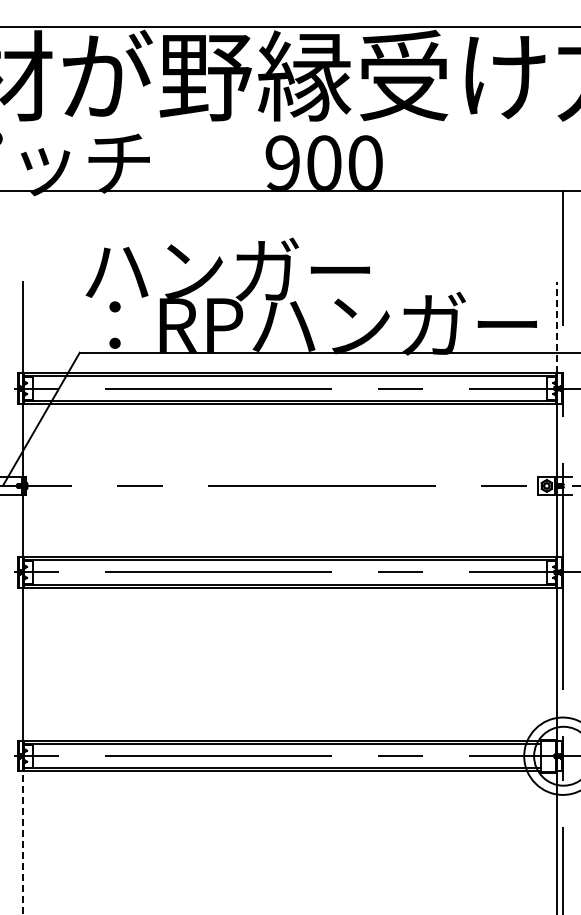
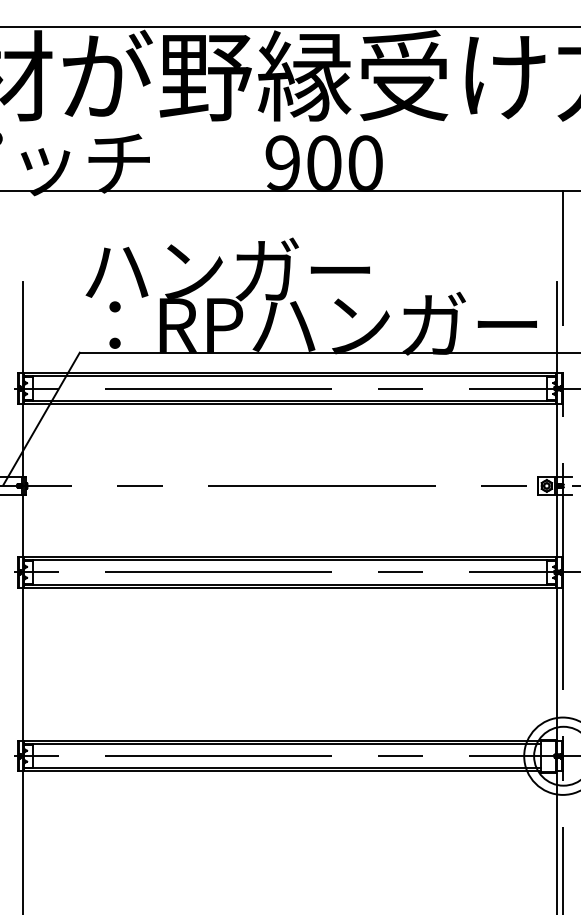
line: dashed -> solid (557, 327)
line: dashed -> solid (23, 843)
